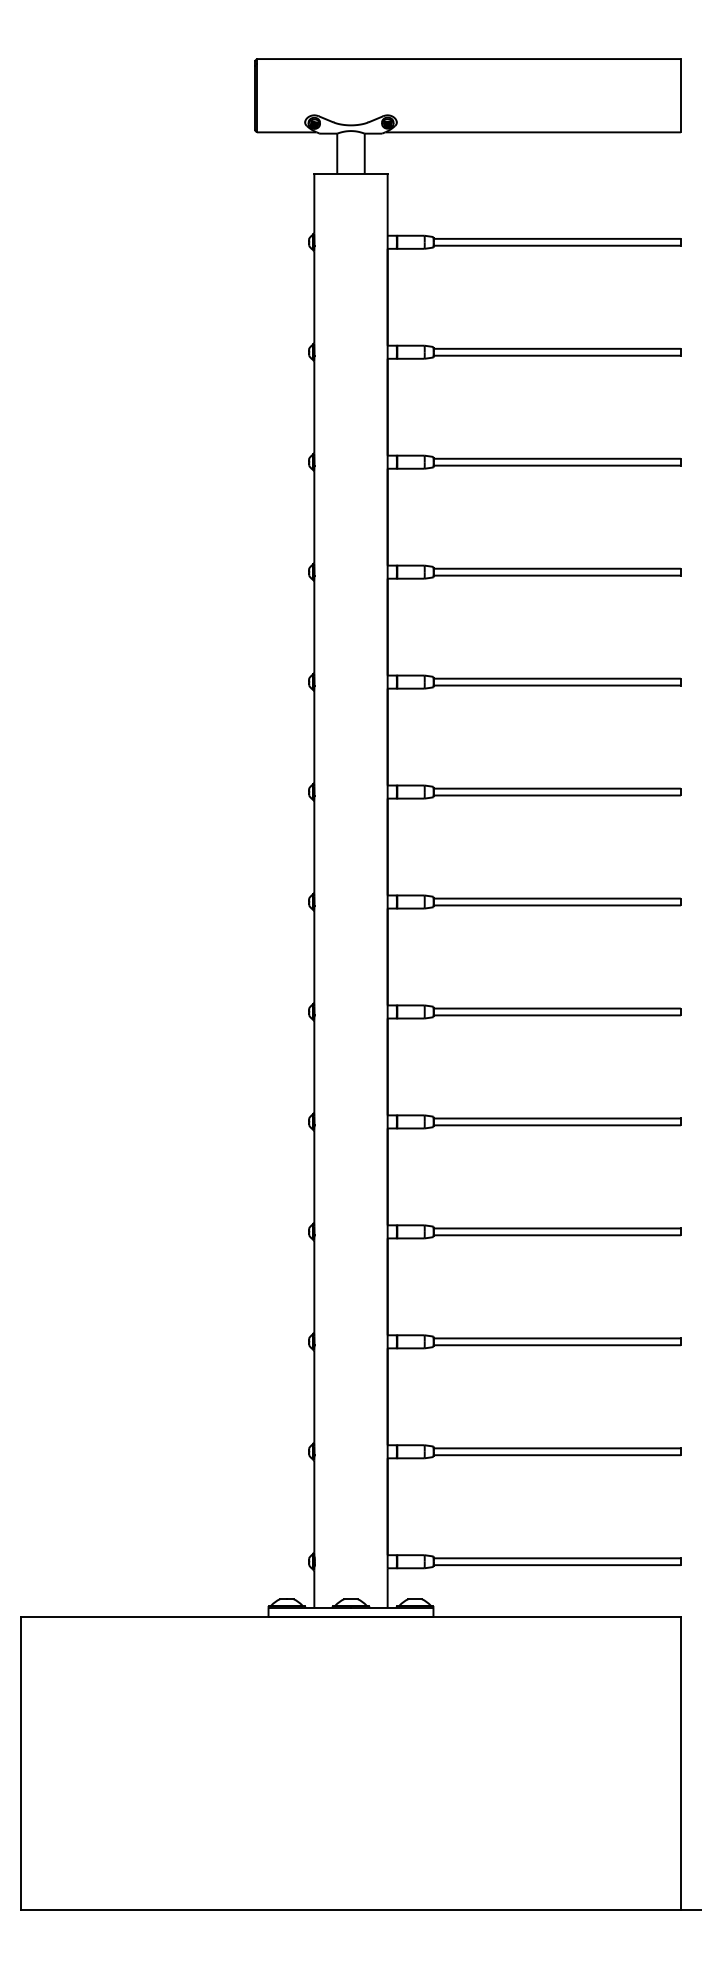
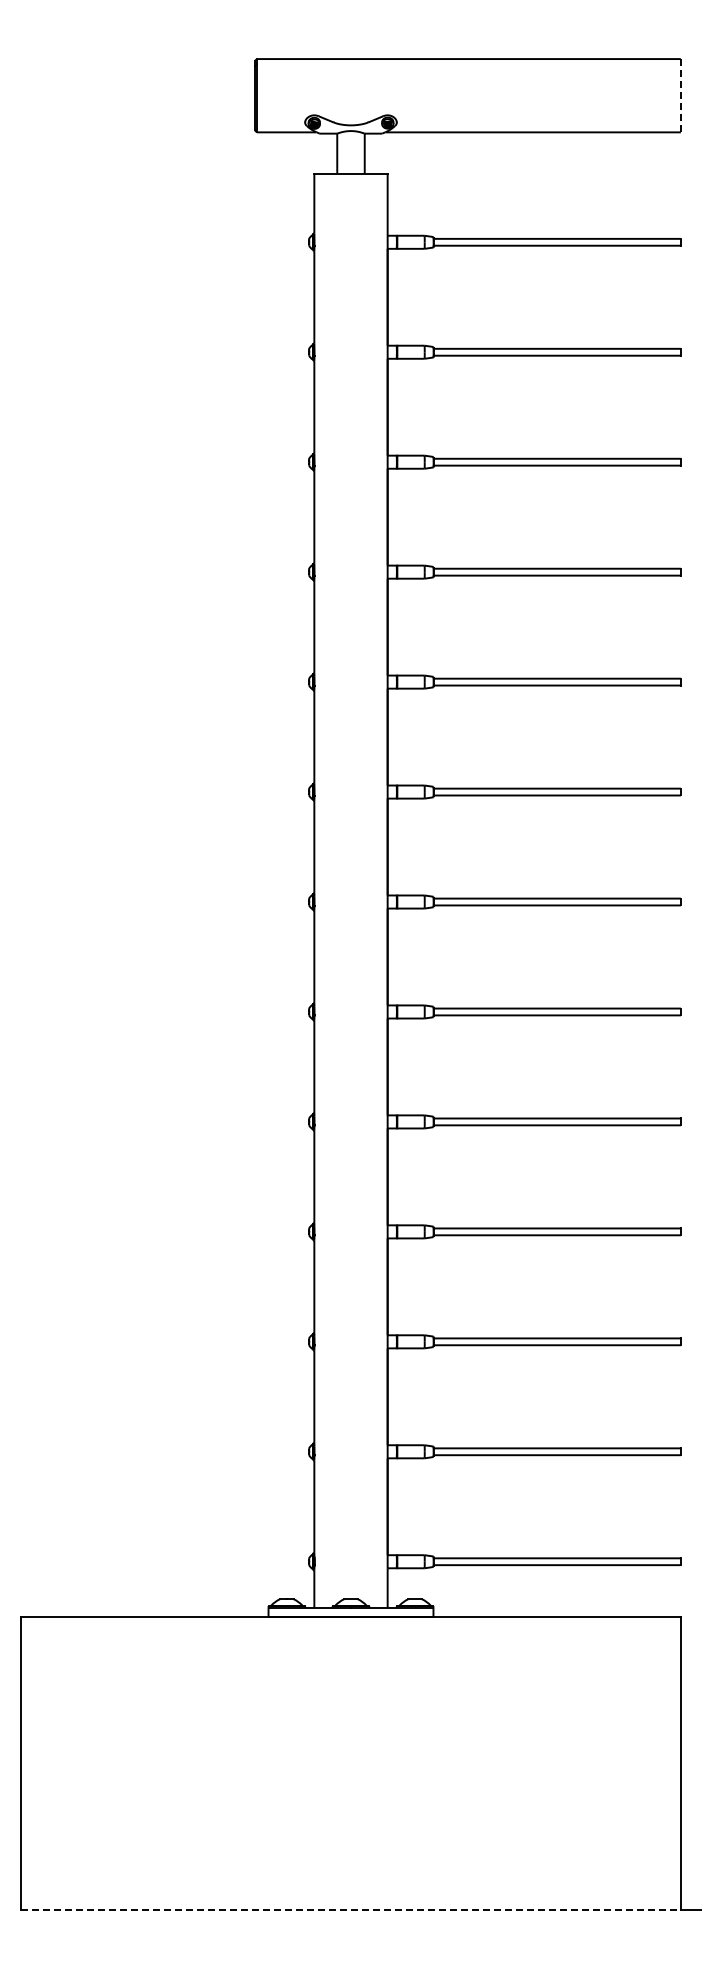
line: solid -> dashed (680, 95)
line: solid -> dashed (351, 1909)
